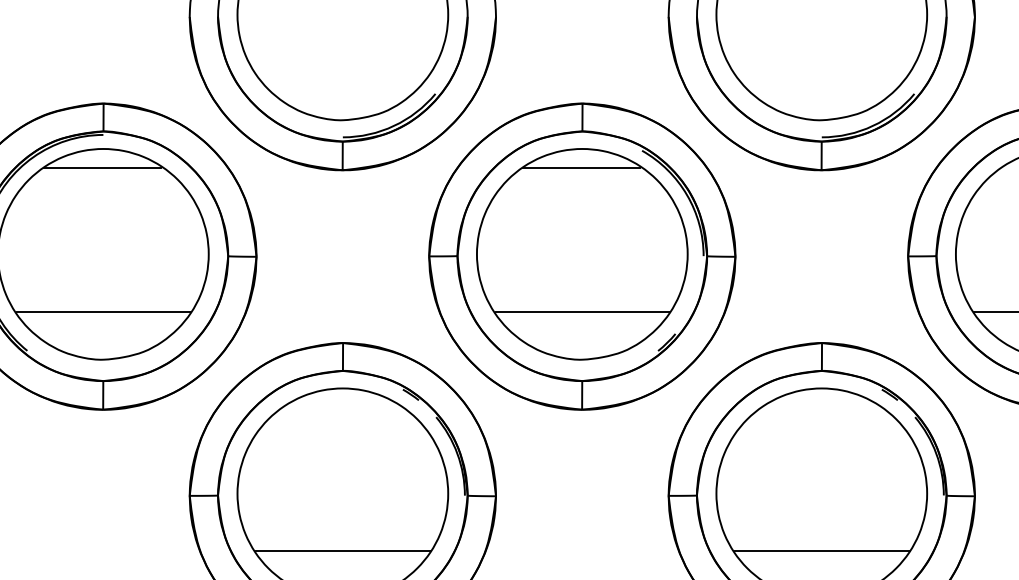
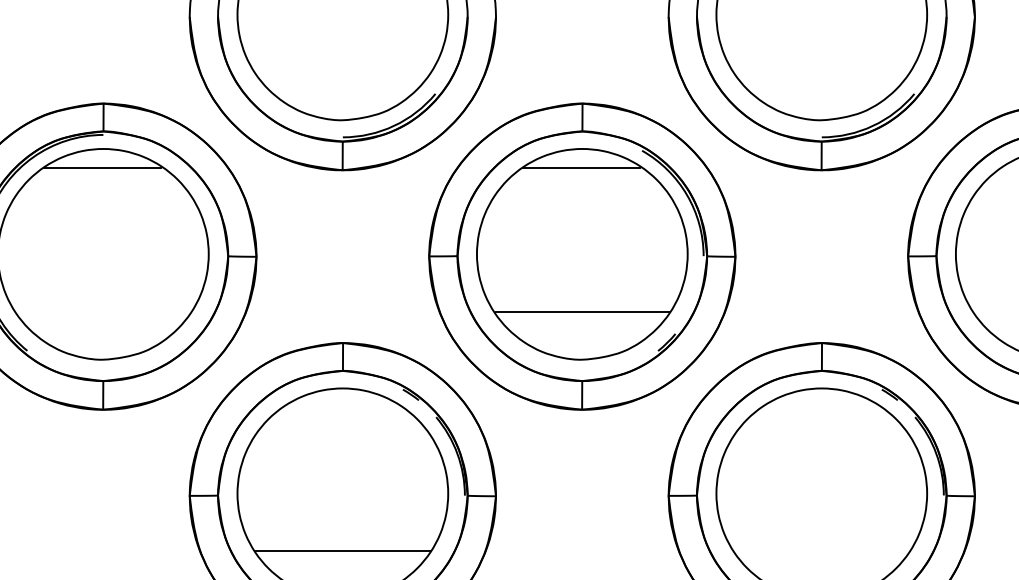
line: present -> none (103, 311)
line: present -> none (994, 311)
line: present -> none (822, 551)
